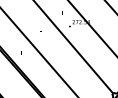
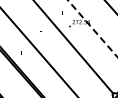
line: solid -> dashed (93, 29)
